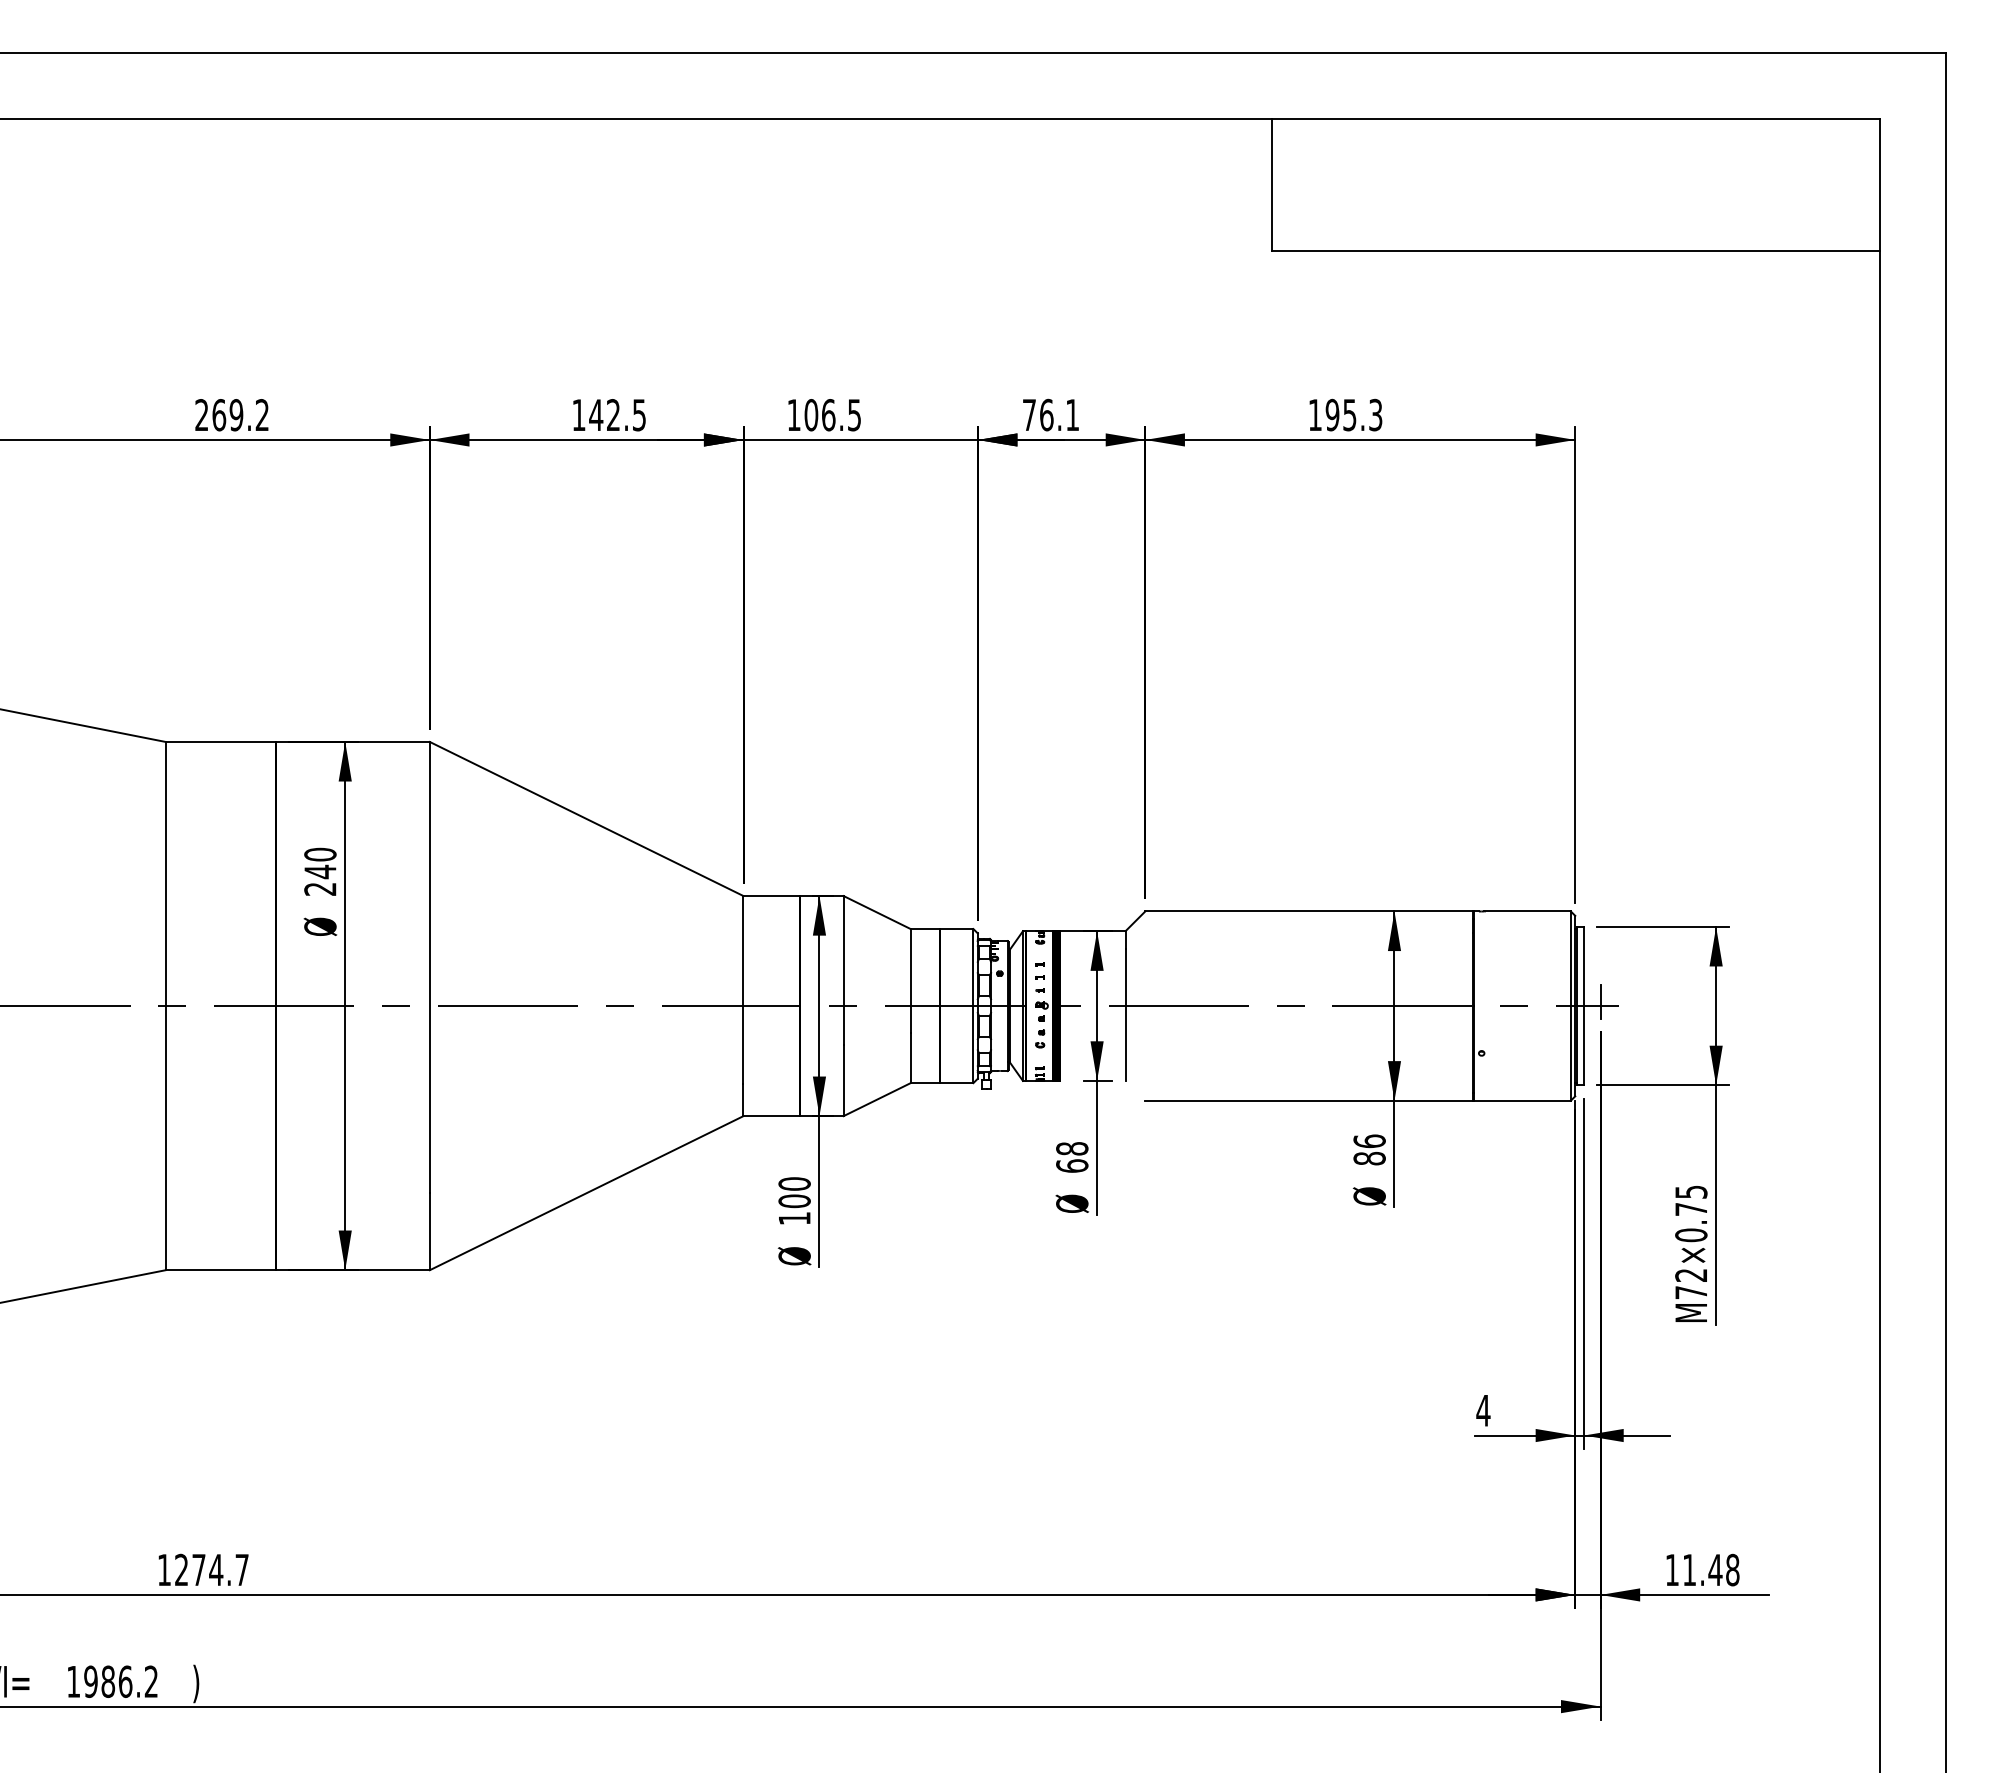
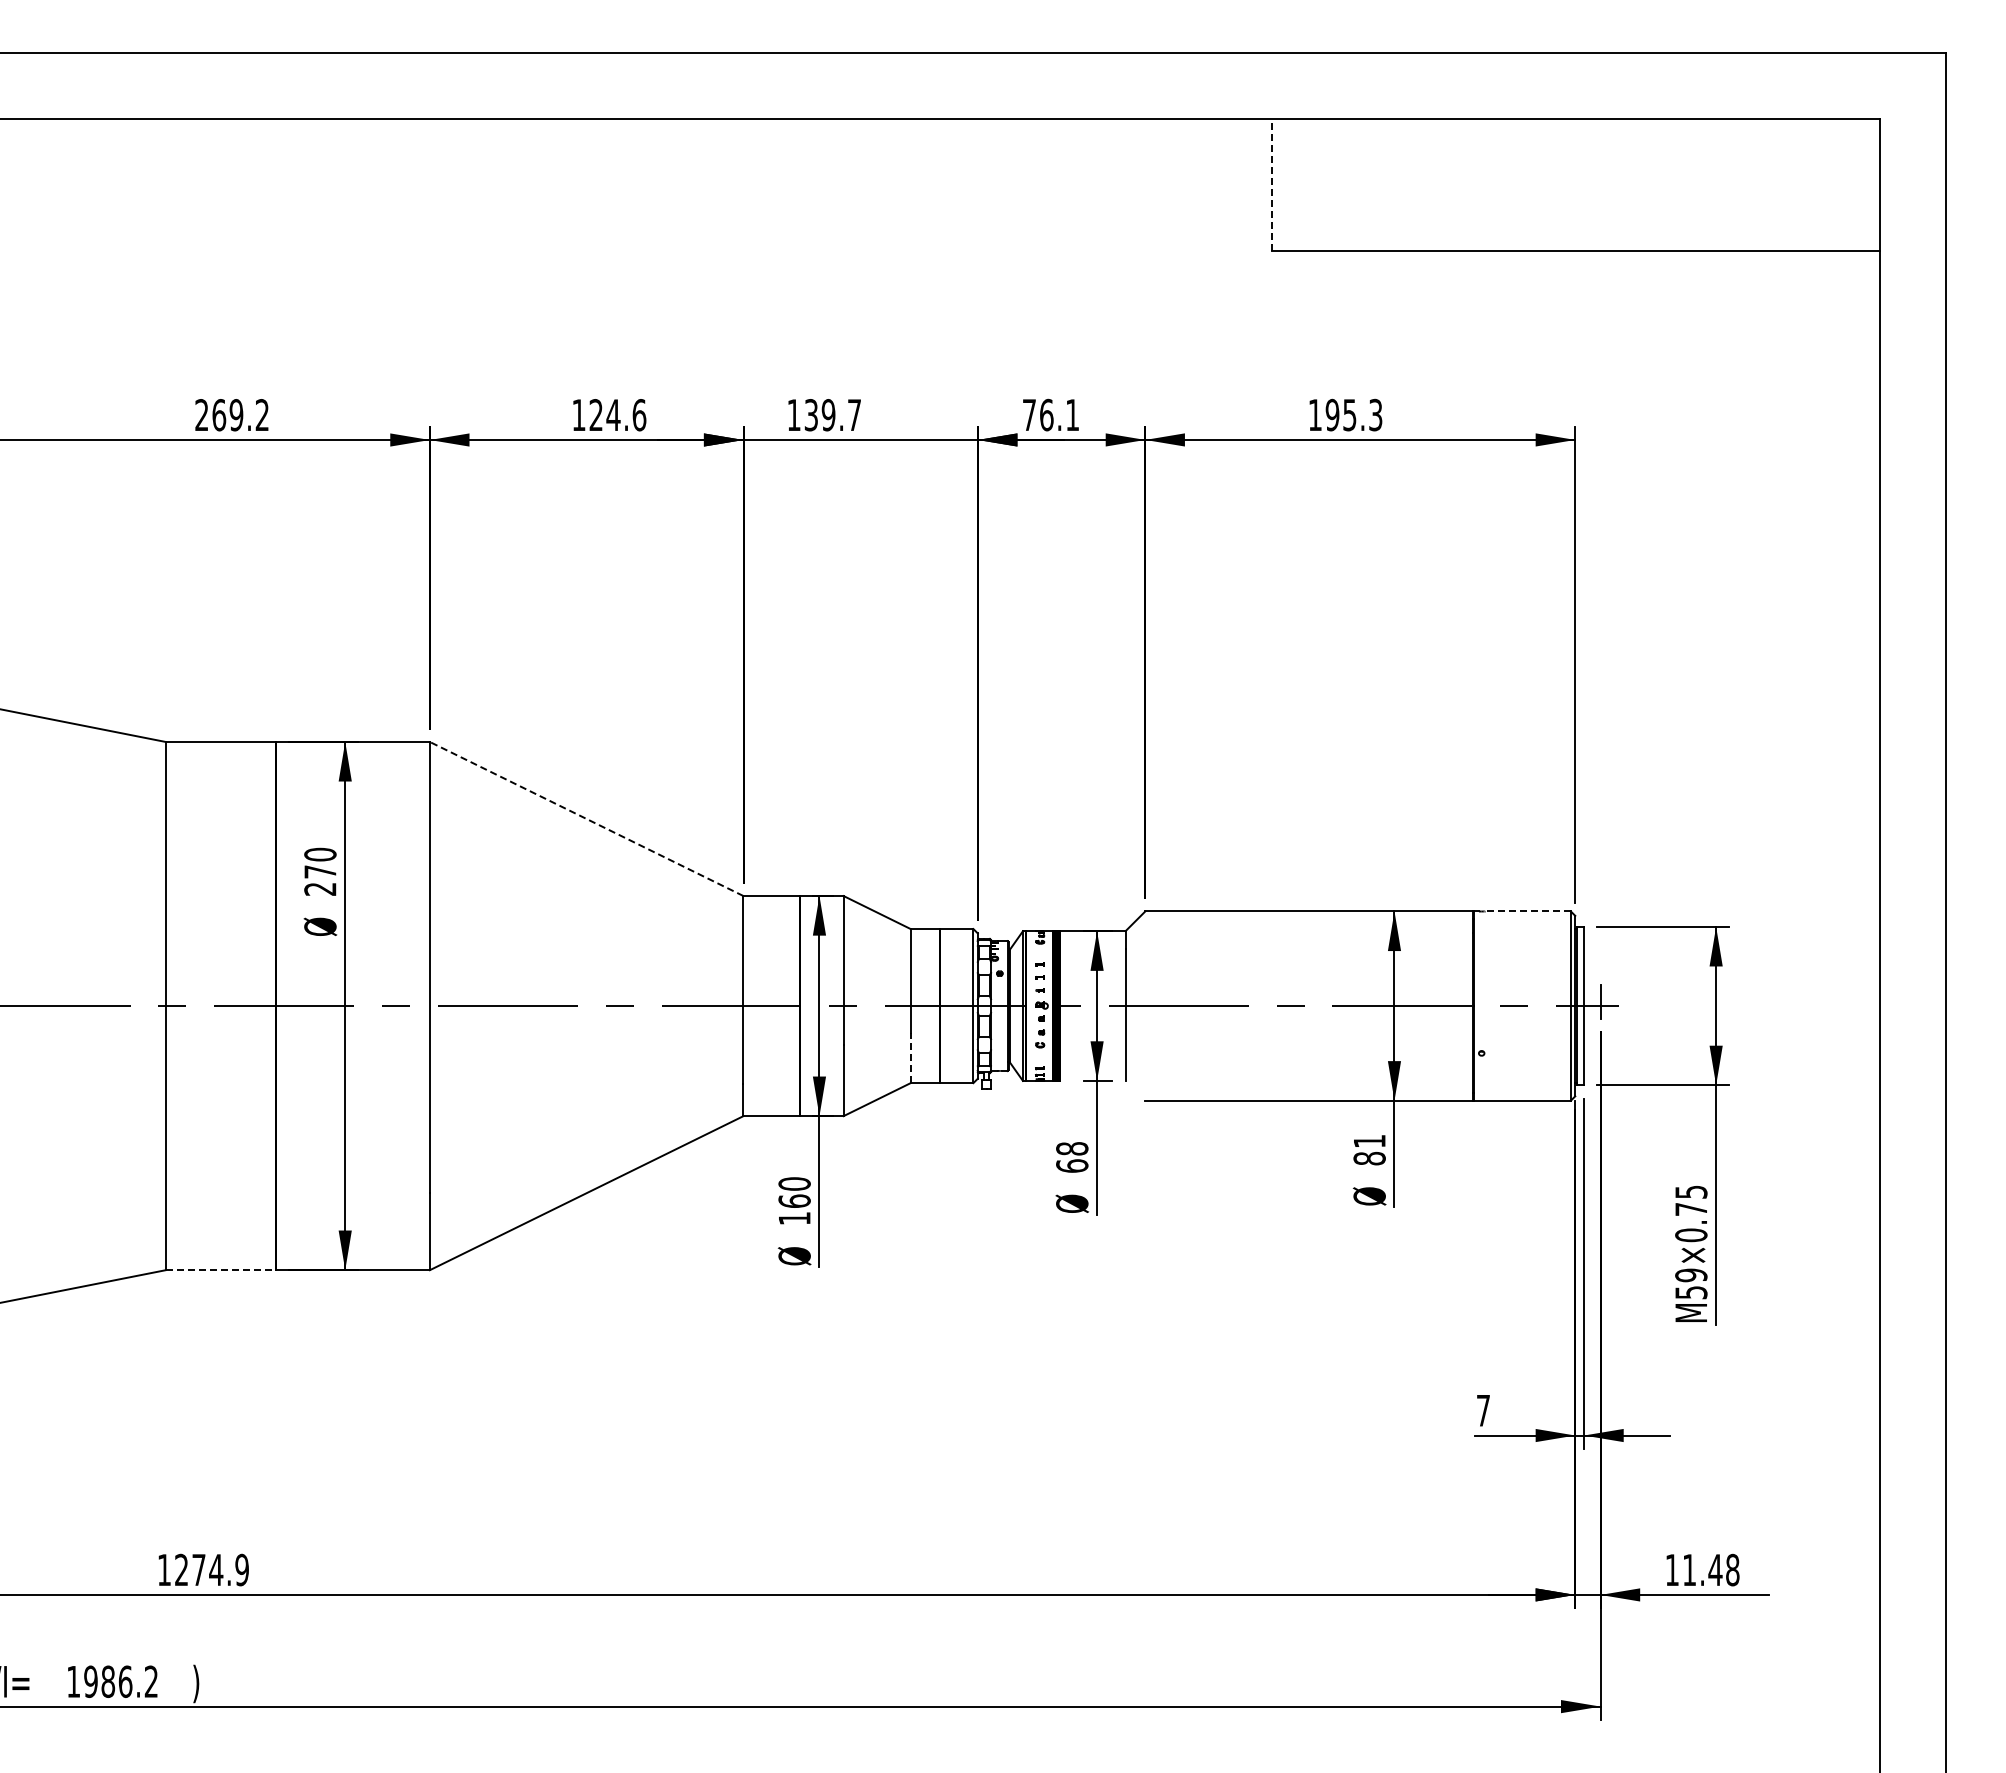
line: solid -> dashed (1272, 184)
text: 142.5 -> 124.6 (617, 415)
text: 106.5 -> 139.7 (832, 415)
line: solid -> dashed (586, 819)
text: 240 -> 270 (320, 871)
line: solid -> dashed (1527, 911)
line: solid -> dashed (910, 1058)
text: 86 -> 81 (1369, 1141)
text: 100 -> 160 (794, 1201)
line: solid -> dashed (221, 1270)
text: M72×0.75 -> M59×0.75 (1691, 1283)
text: 4 -> 7 (1483, 1410)
text: 1274.7 -> 1274.9 (241, 1569)
